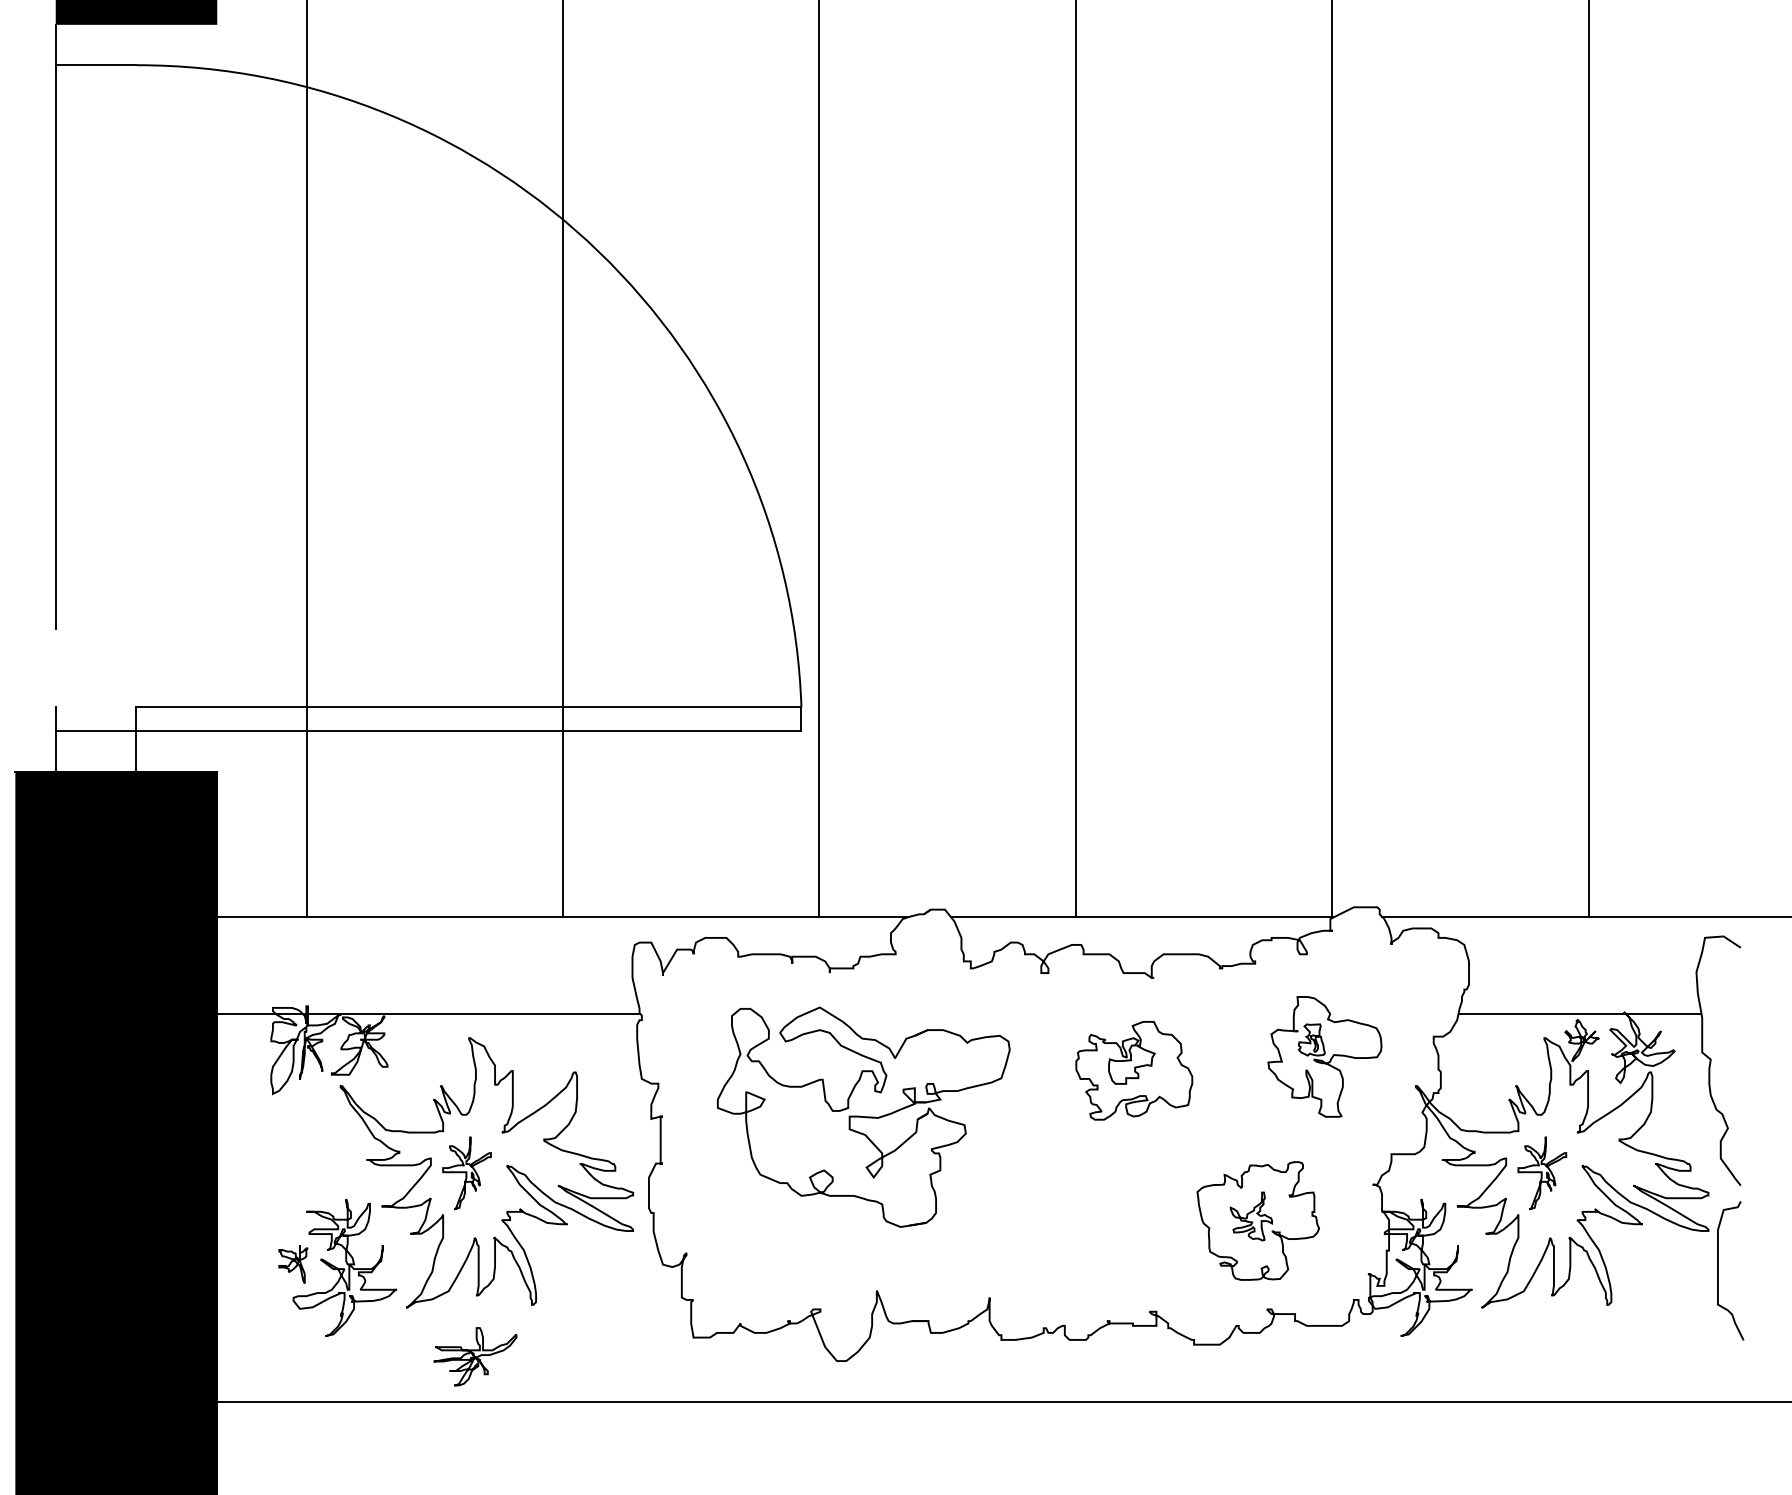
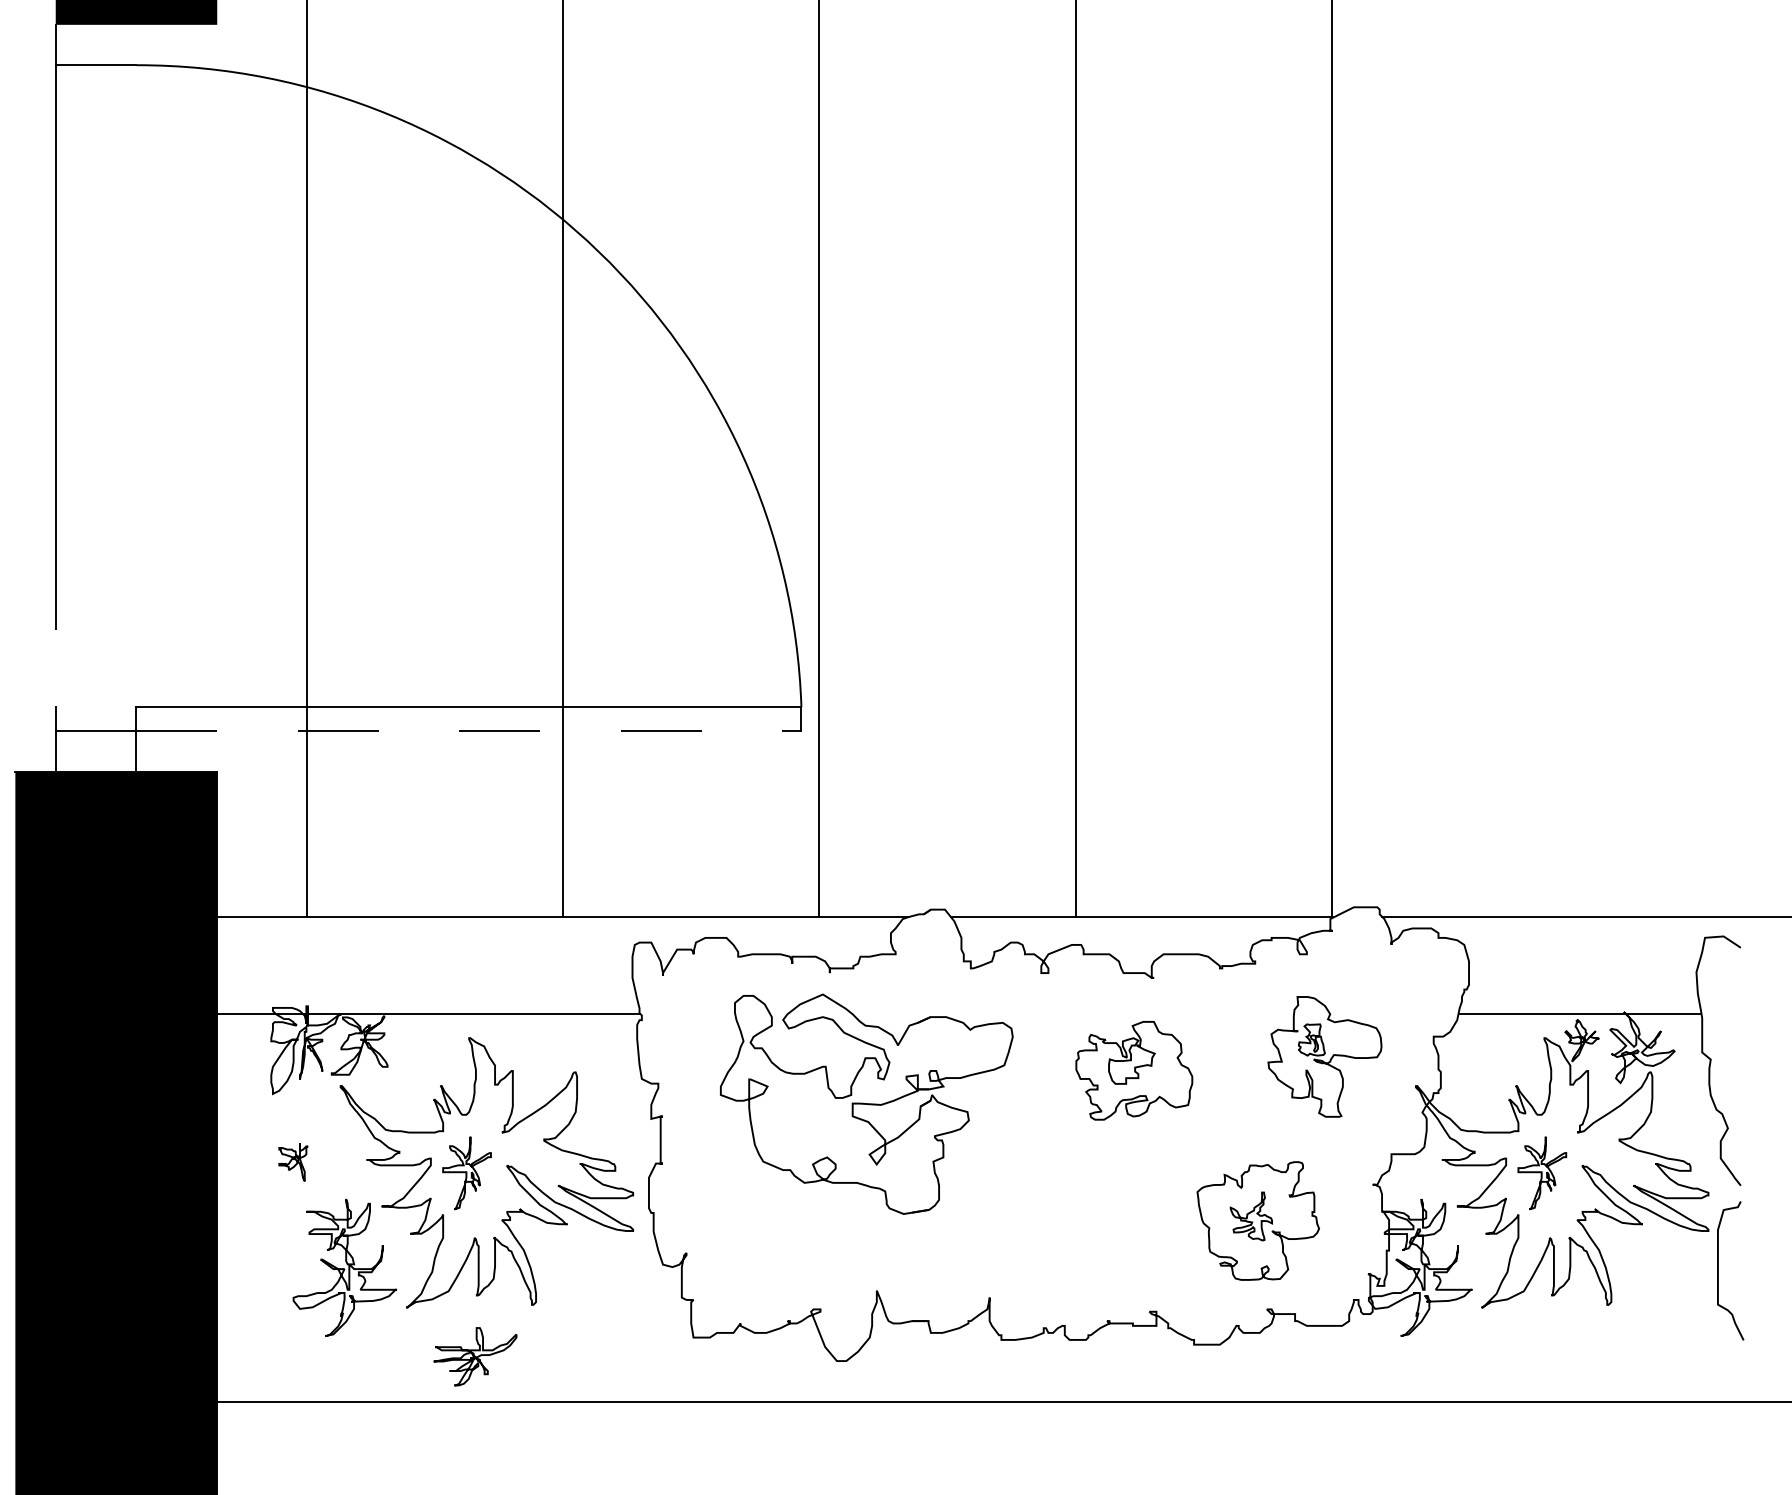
line: present -> none (1588, 459)
line: solid -> dashed (469, 731)
part position: (863, 1116) -> (866, 1103) (866, 1103)
part position: (293, 1264) -> (293, 1162) (293, 1162)
